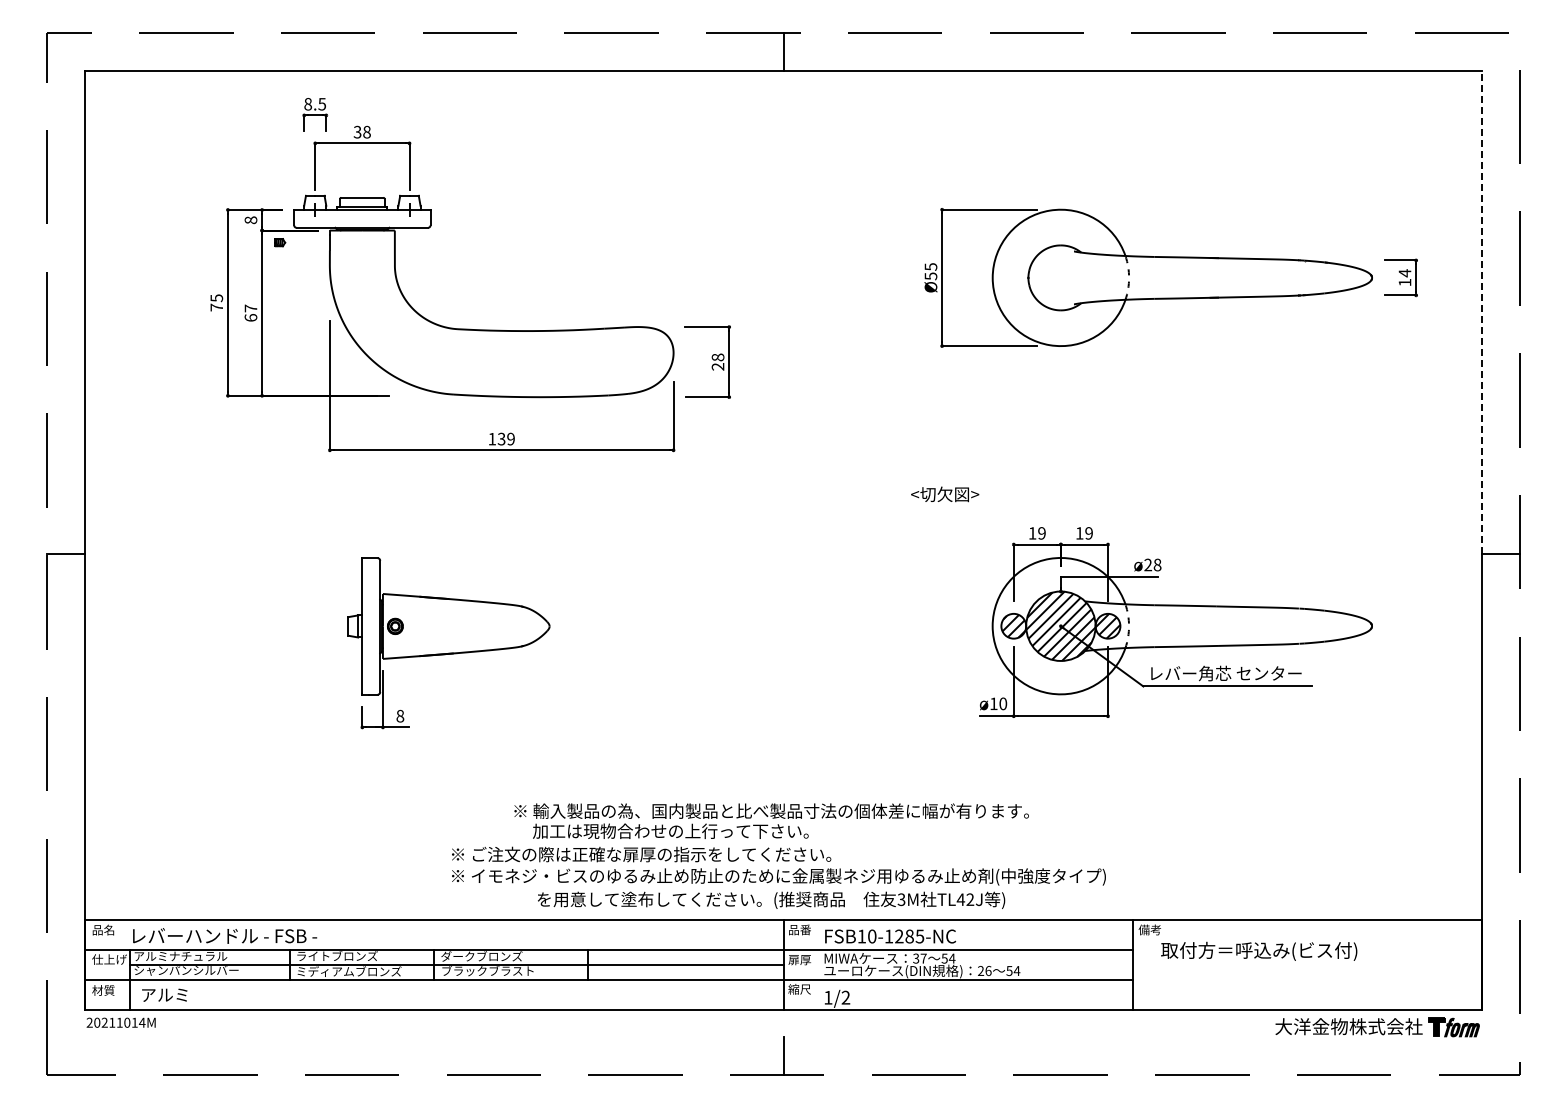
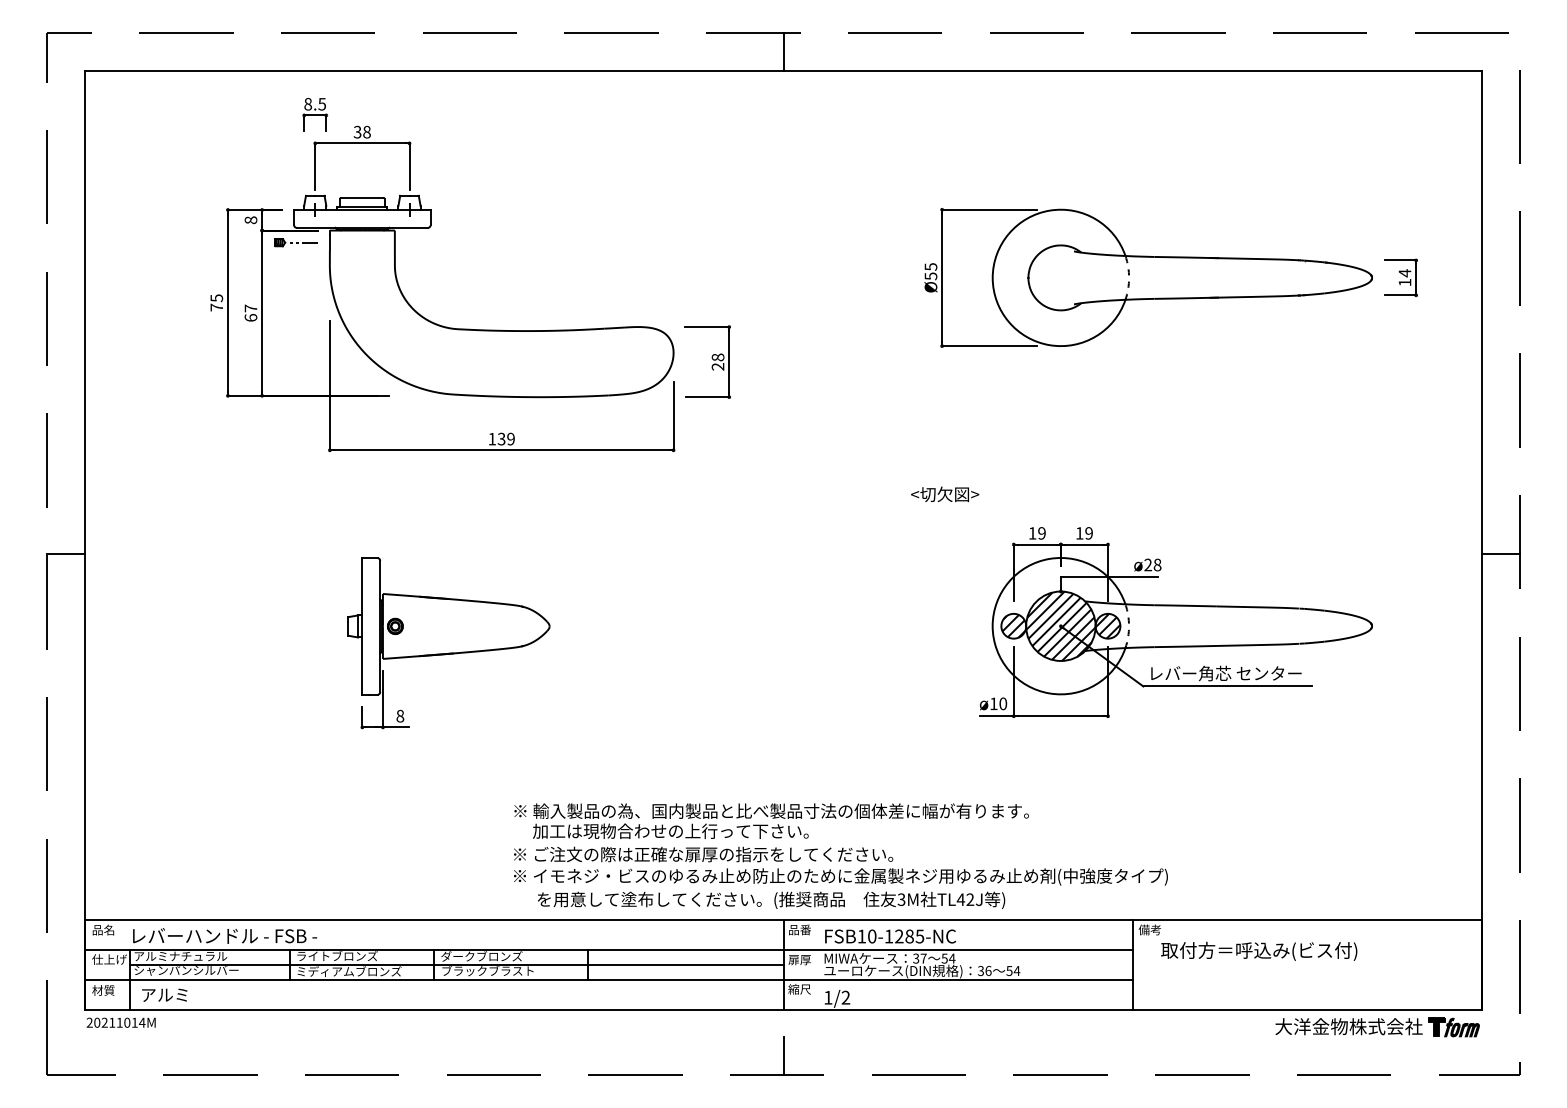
line: none -> present (303, 242)
line: dashed -> solid (1482, 312)
text position: (778, 865) -> (840, 865) (840, 865)
text: 26 -> 36 (980, 971)
